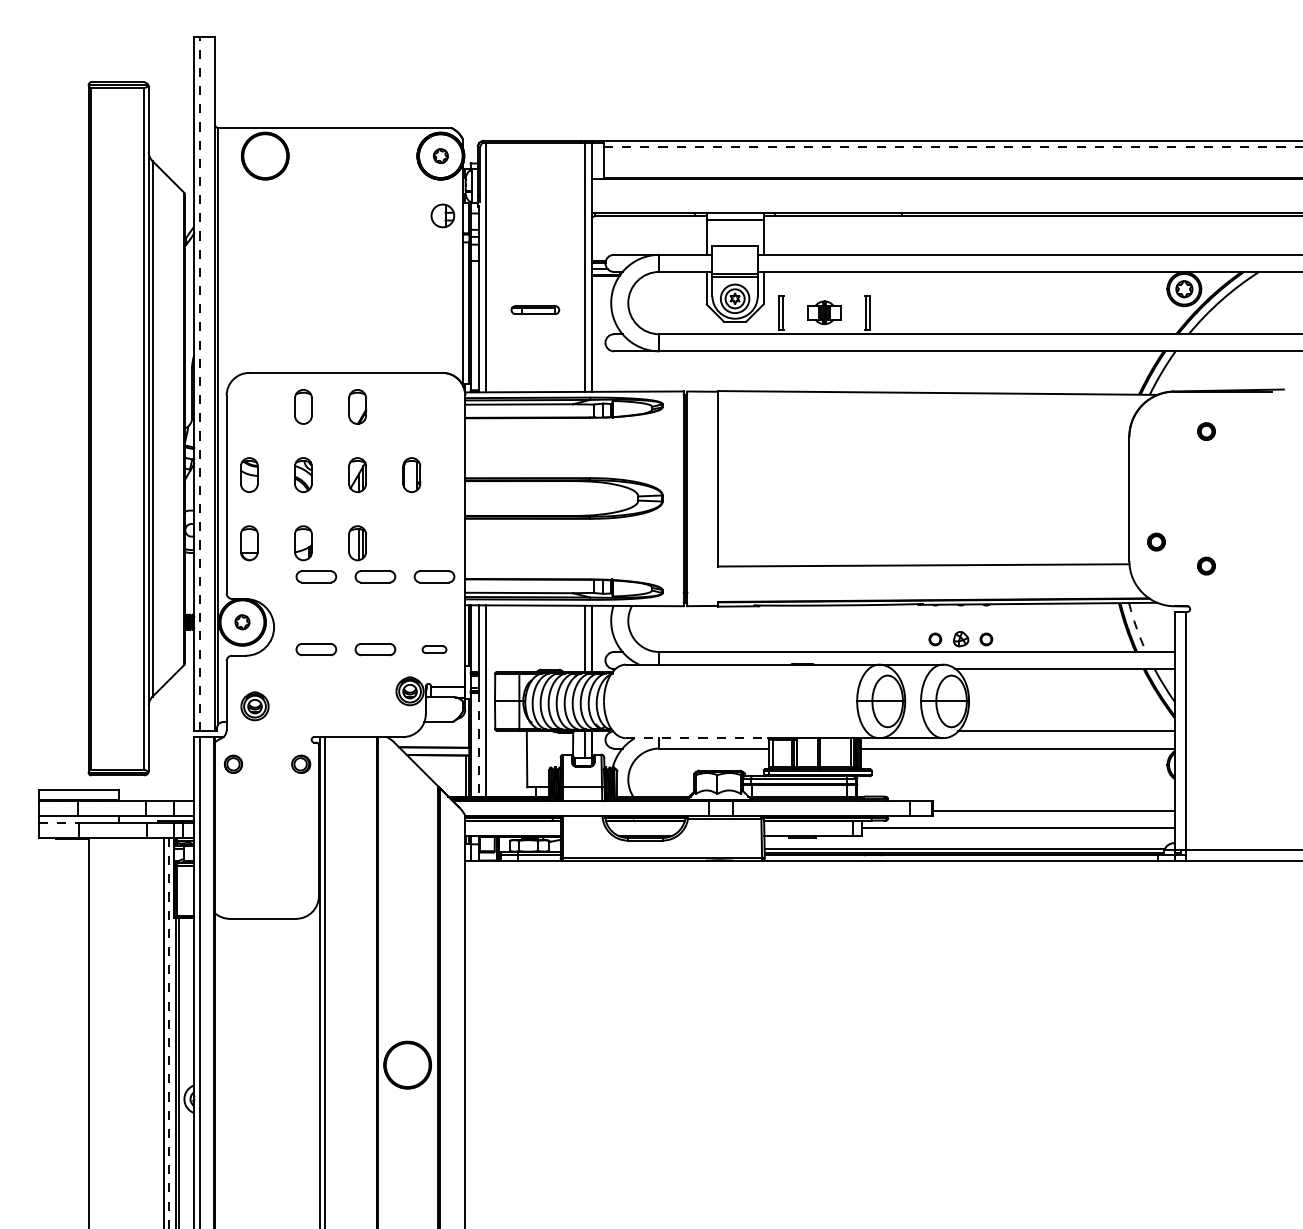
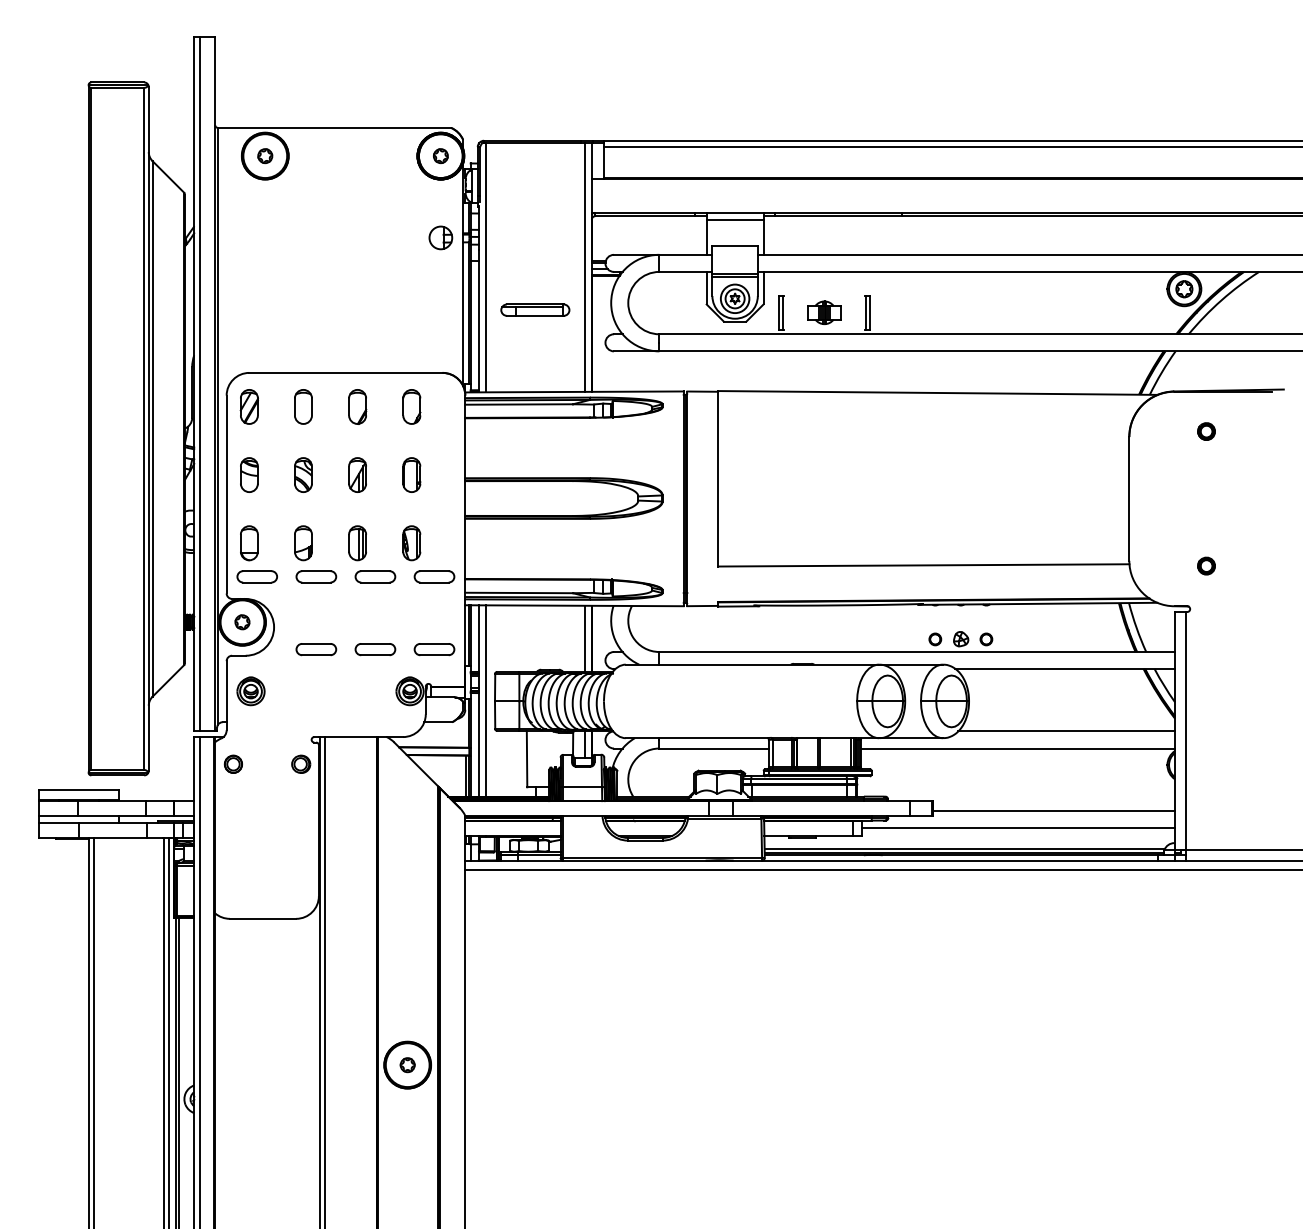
line: dashed -> solid (953, 147)
part: none -> present (265, 156)
part position: (442, 215) -> (440, 237) (440, 237)
part size: 51x10 px -> 71x14 px (535, 309)
line: dashed -> solid (199, 383)
part: none -> present (248, 406)
part: none -> present (411, 406)
part: present -> none (1156, 541)
part: none -> present (411, 543)
part: none -> present (256, 576)
arc: dashed -> solid (1136, 627)
part size: 27x9 px -> 43x14 px (434, 649)
part position: (254, 706) -> (250, 691) (250, 691)
line: dashed -> solid (696, 738)
line: dashed -> solid (478, 744)
line: dashed -> solid (58, 823)
line: none -> present (882, 869)
line: none -> present (94, 1031)
line: dashed -> solid (168, 1033)
part: none -> present (407, 1065)
